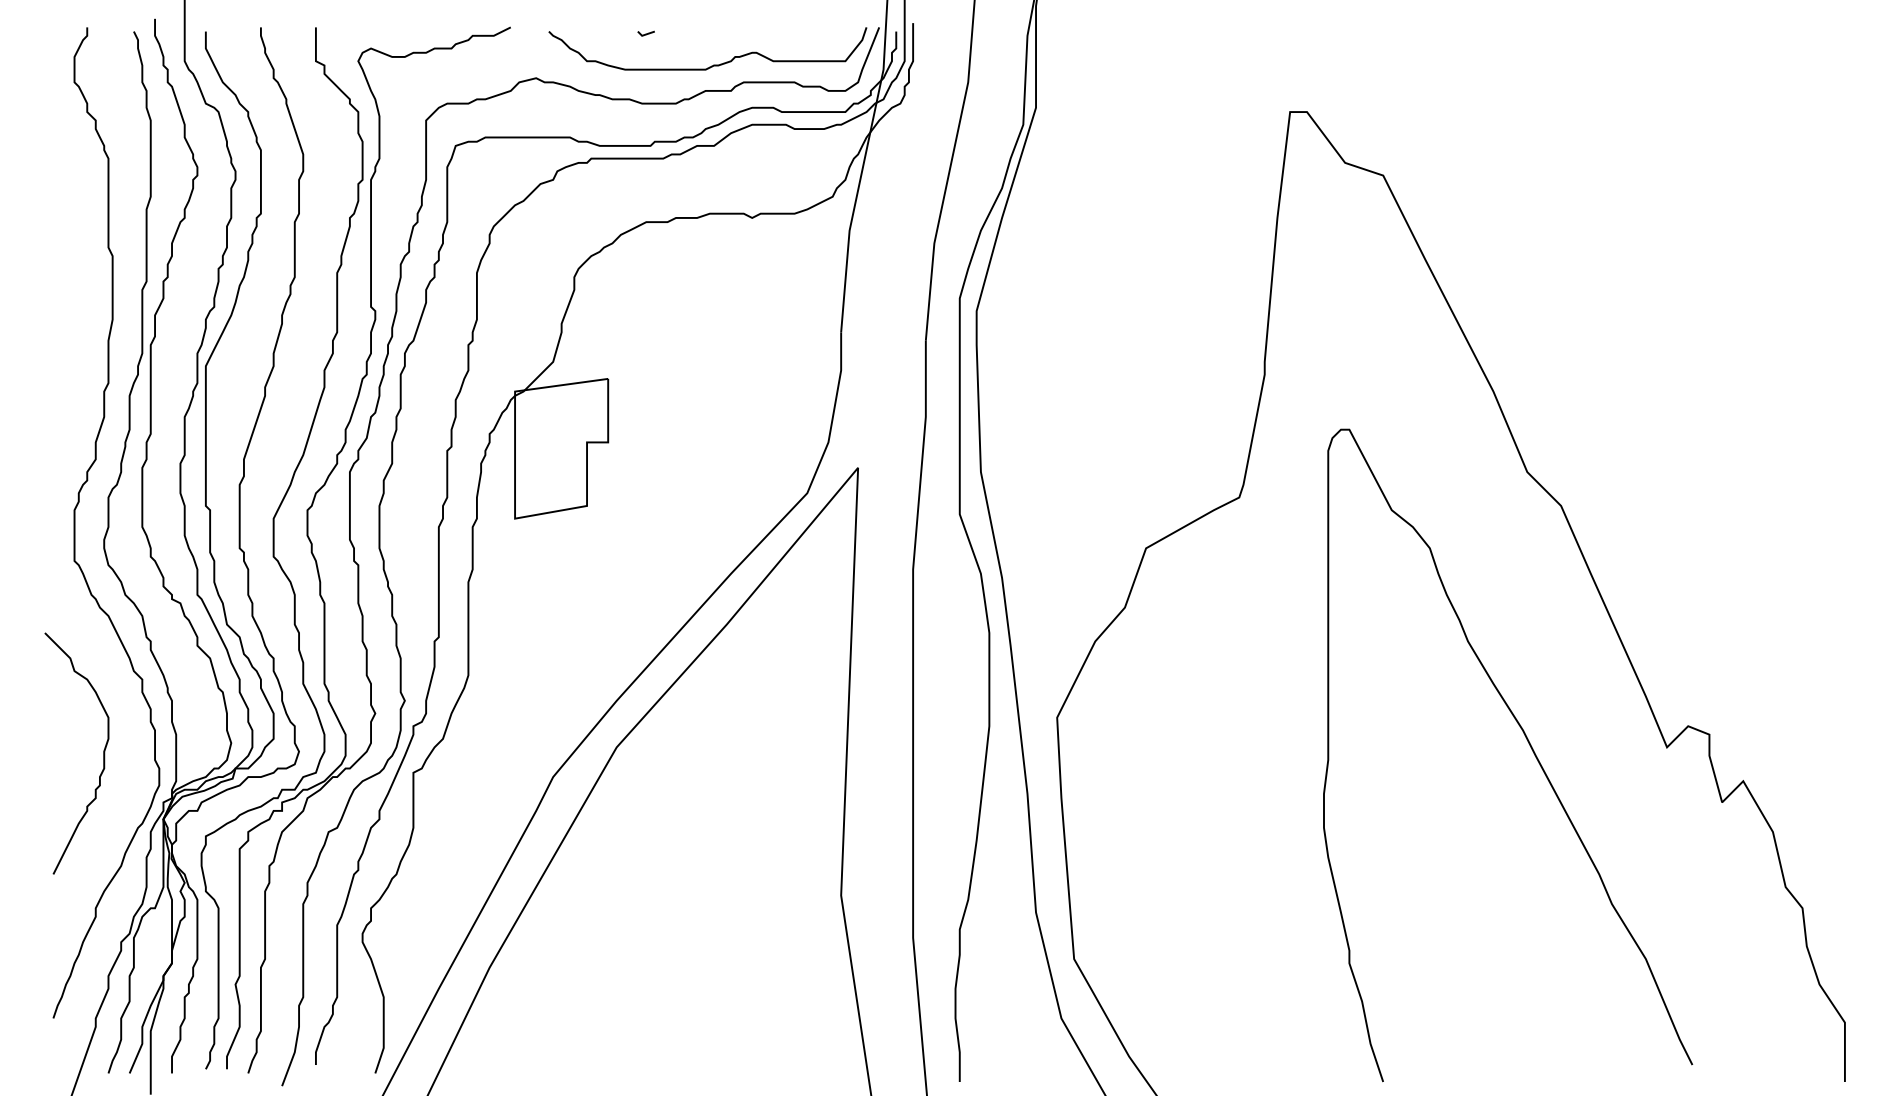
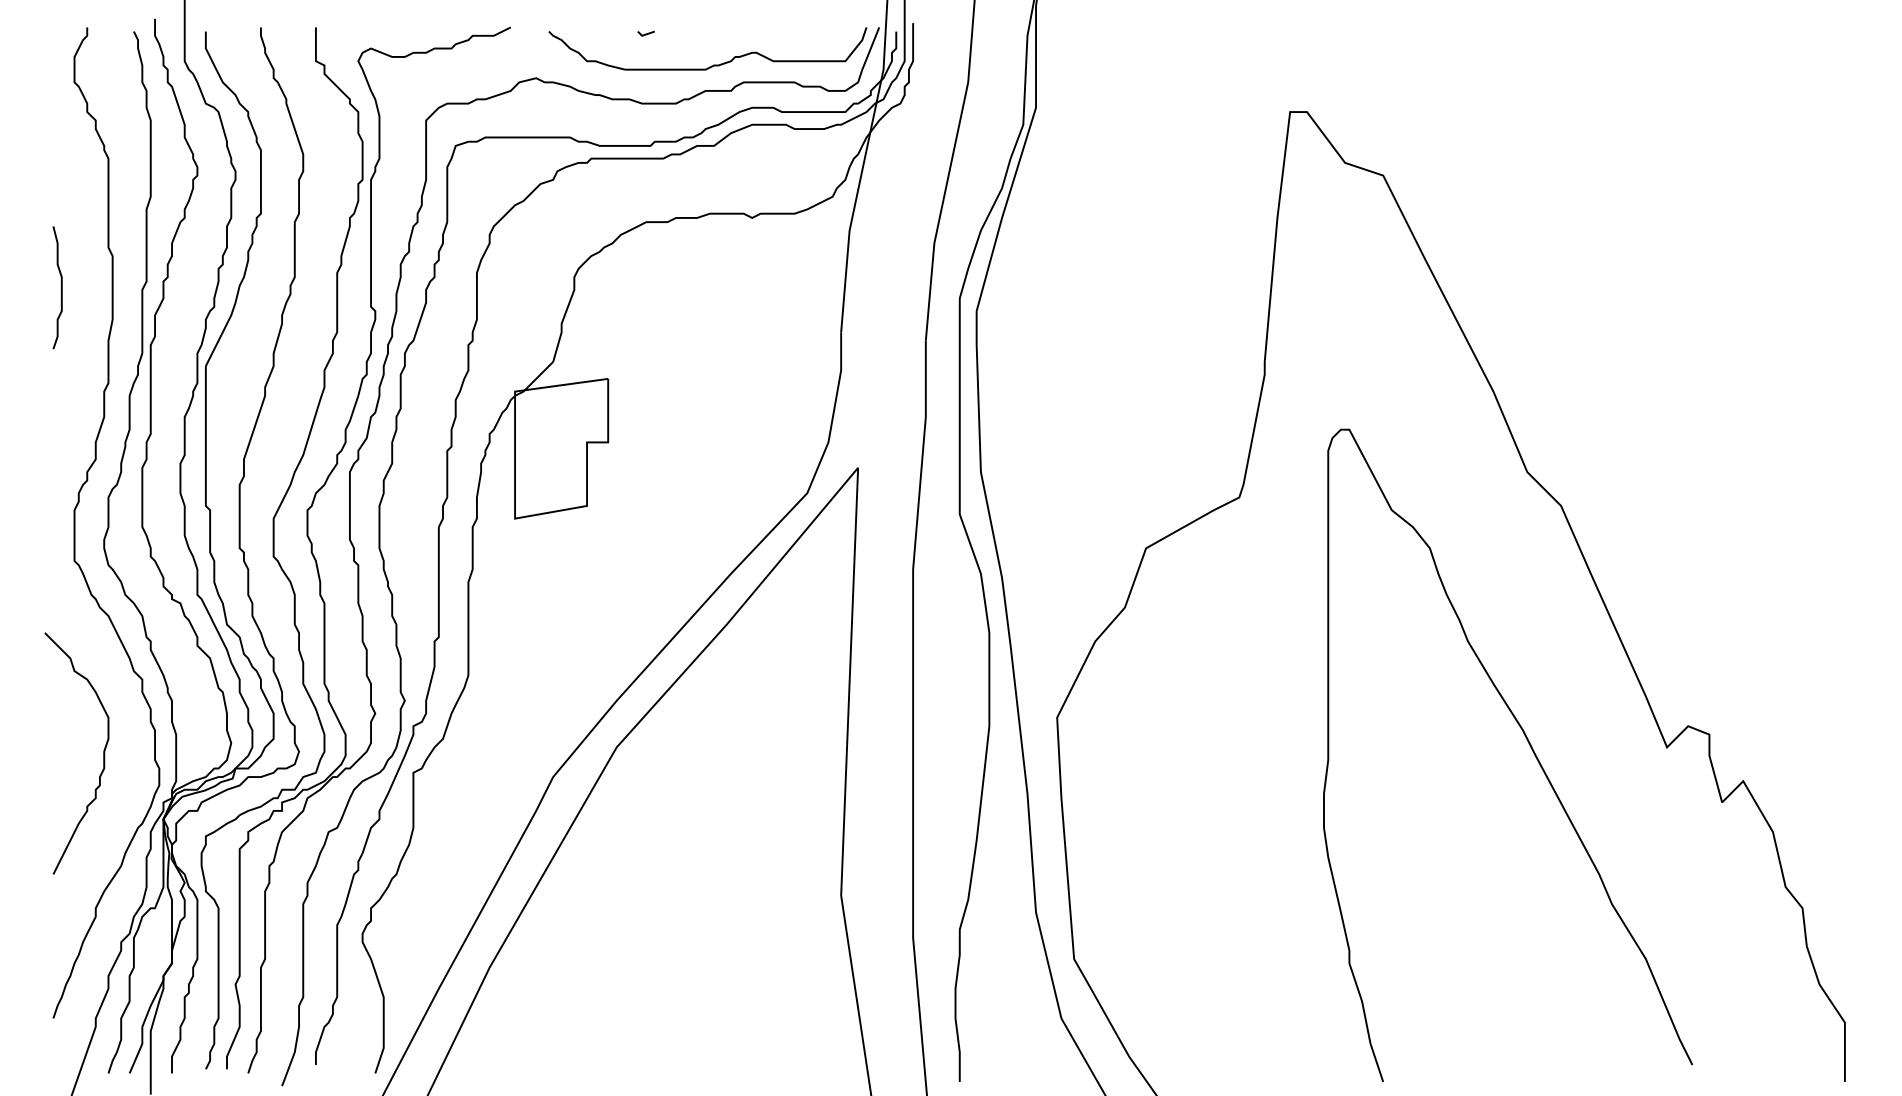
curve: none -> present (60, 287)
